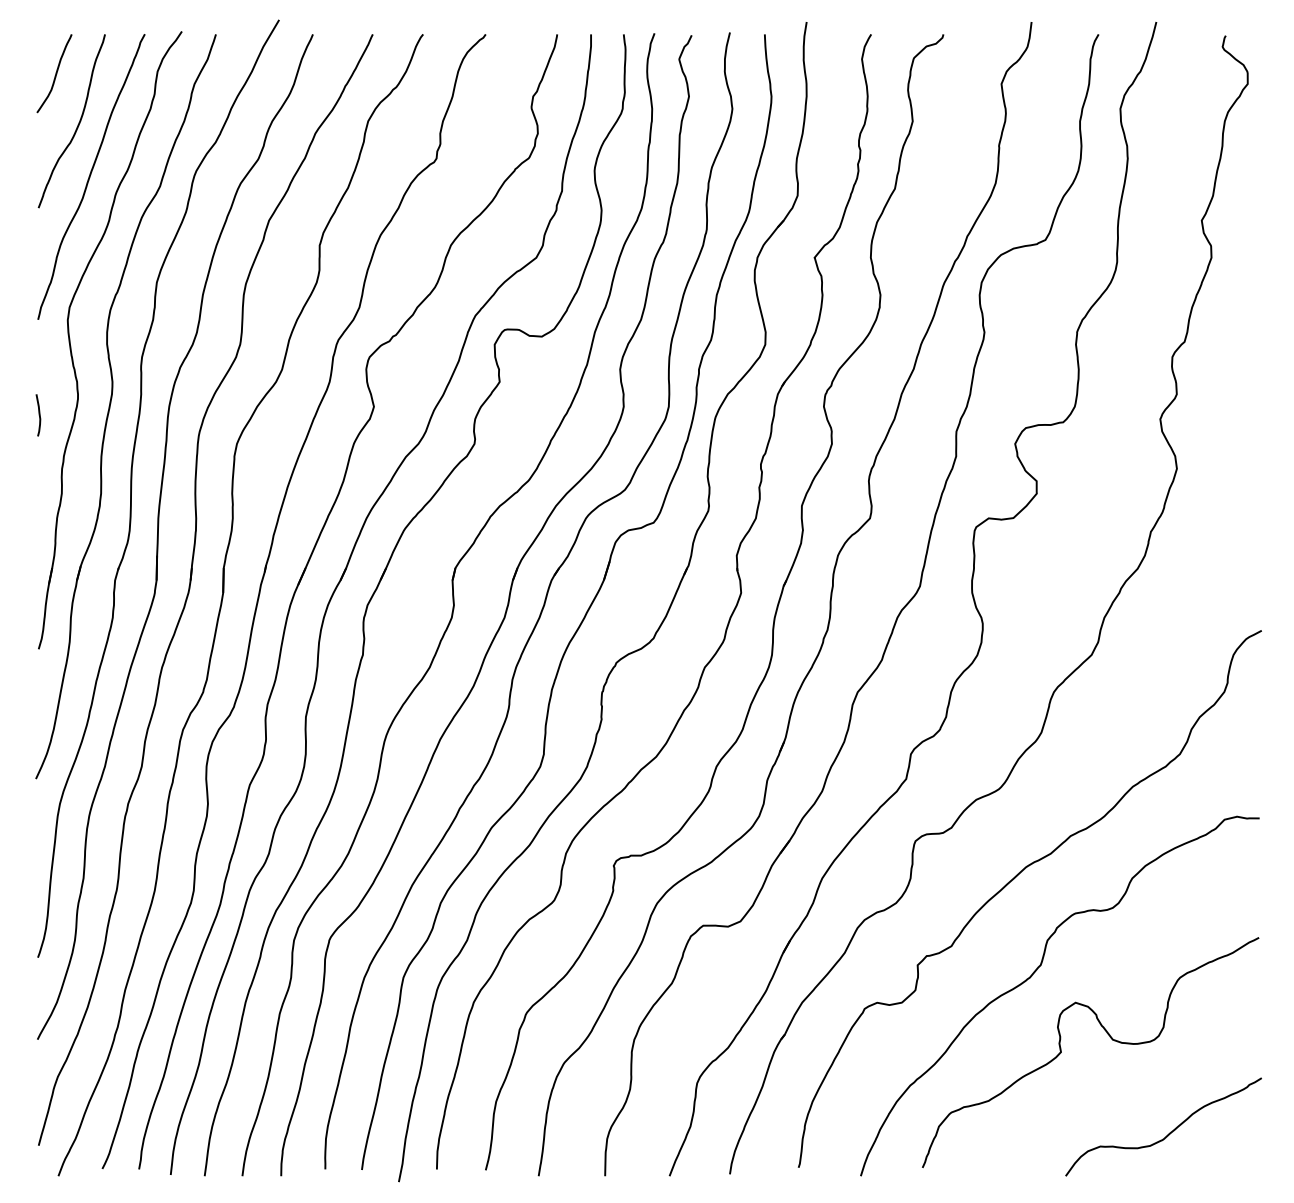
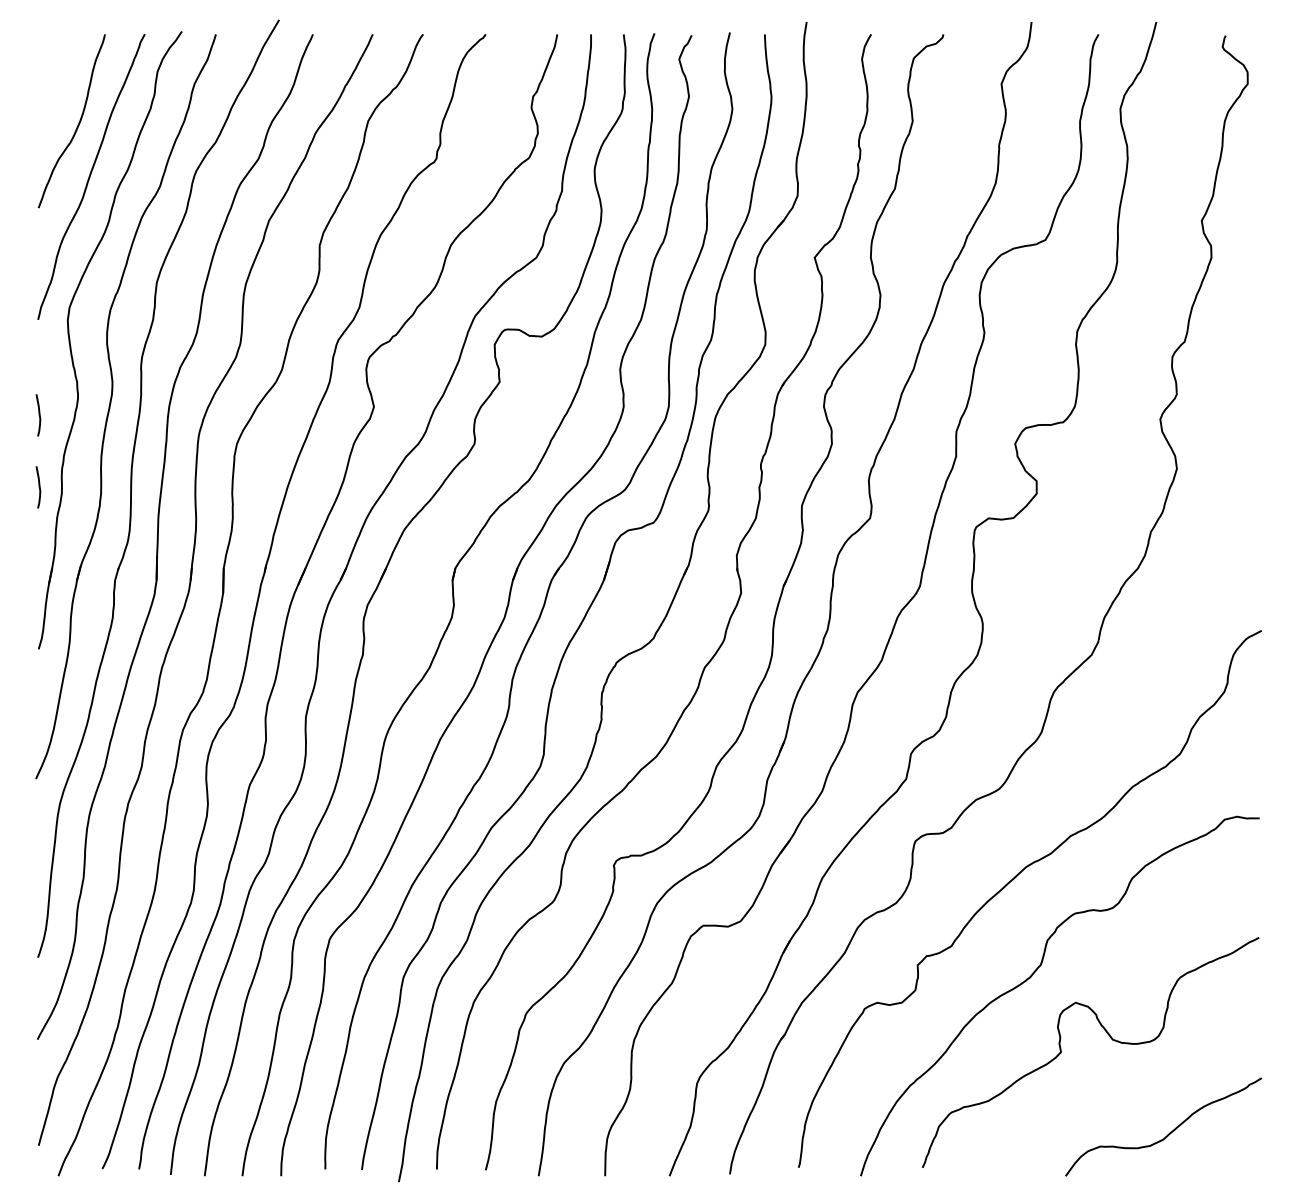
curve: present -> none (55, 73)
curve: none -> present (38, 487)
